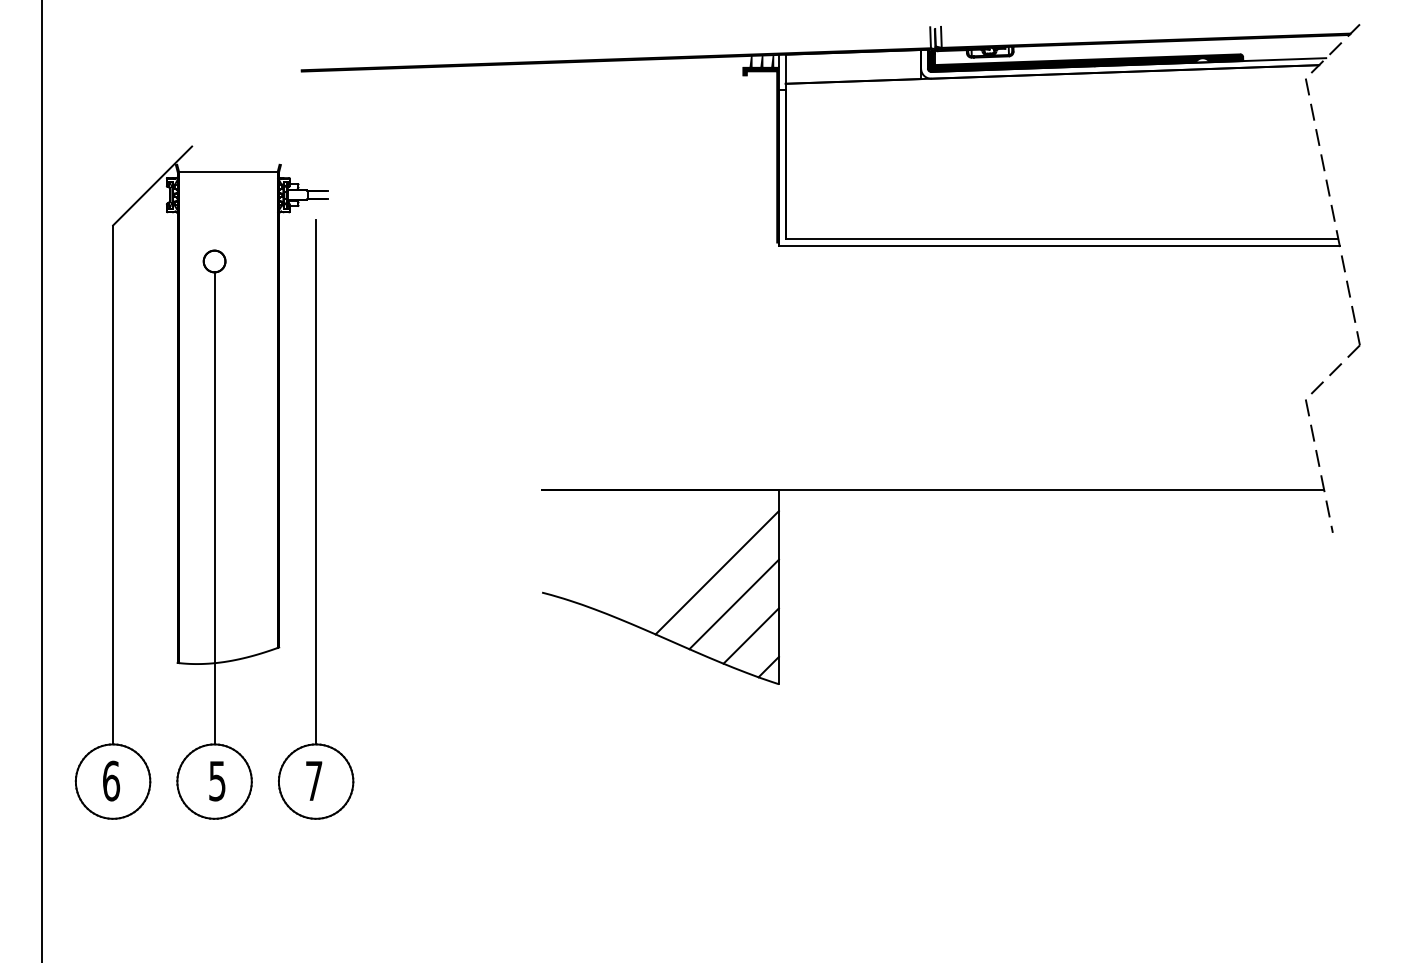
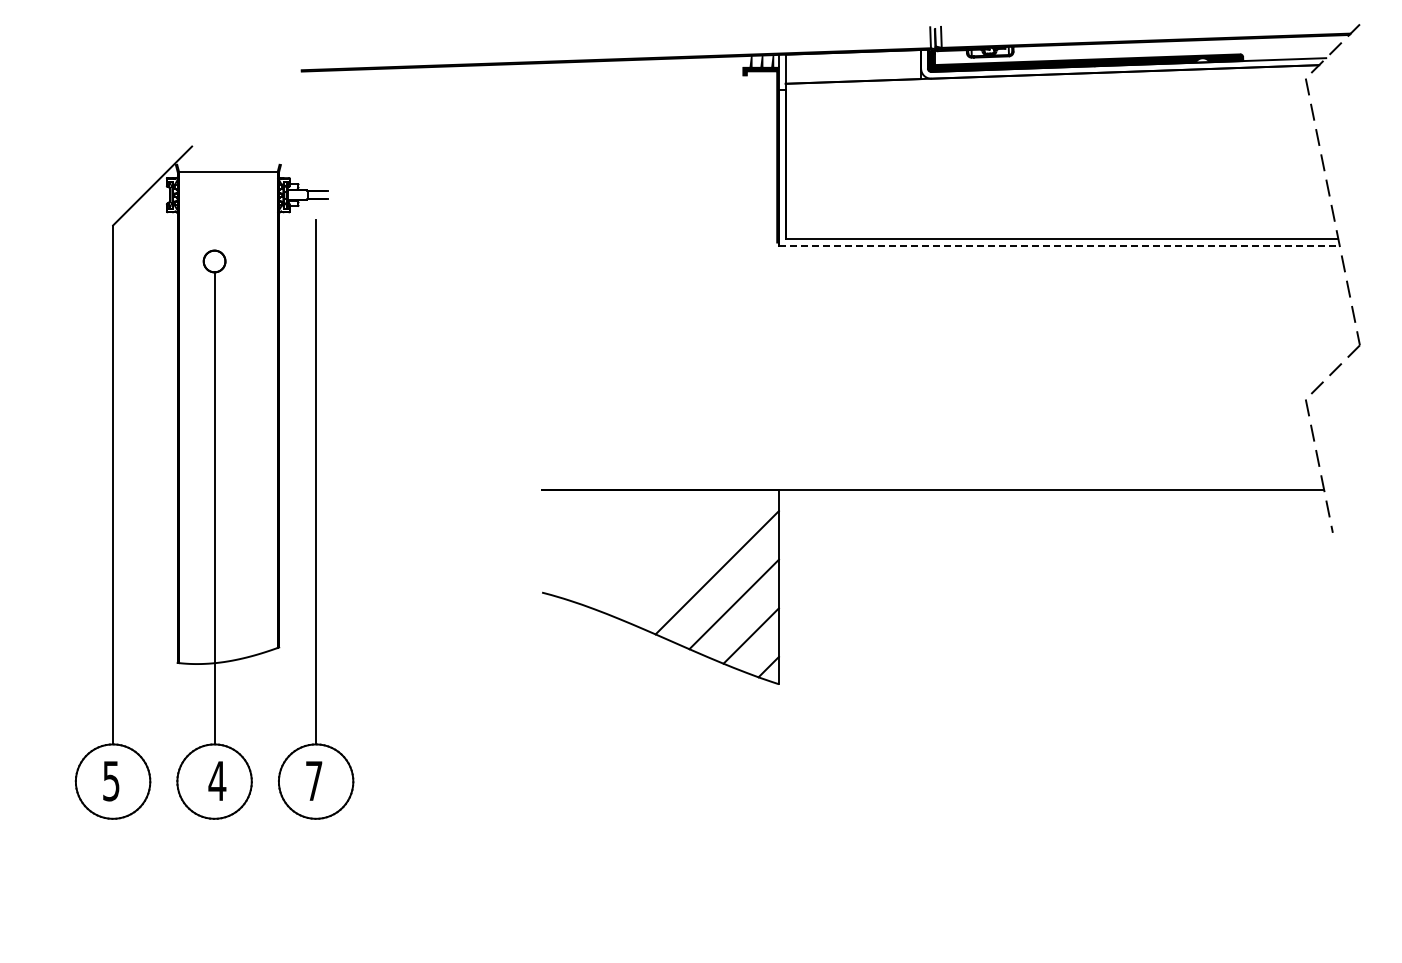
line: solid -> dashed (1059, 246)
line: present -> none (42, 480)
text: 6 -> 5 (111, 780)
text: 5 -> 4 (217, 781)
